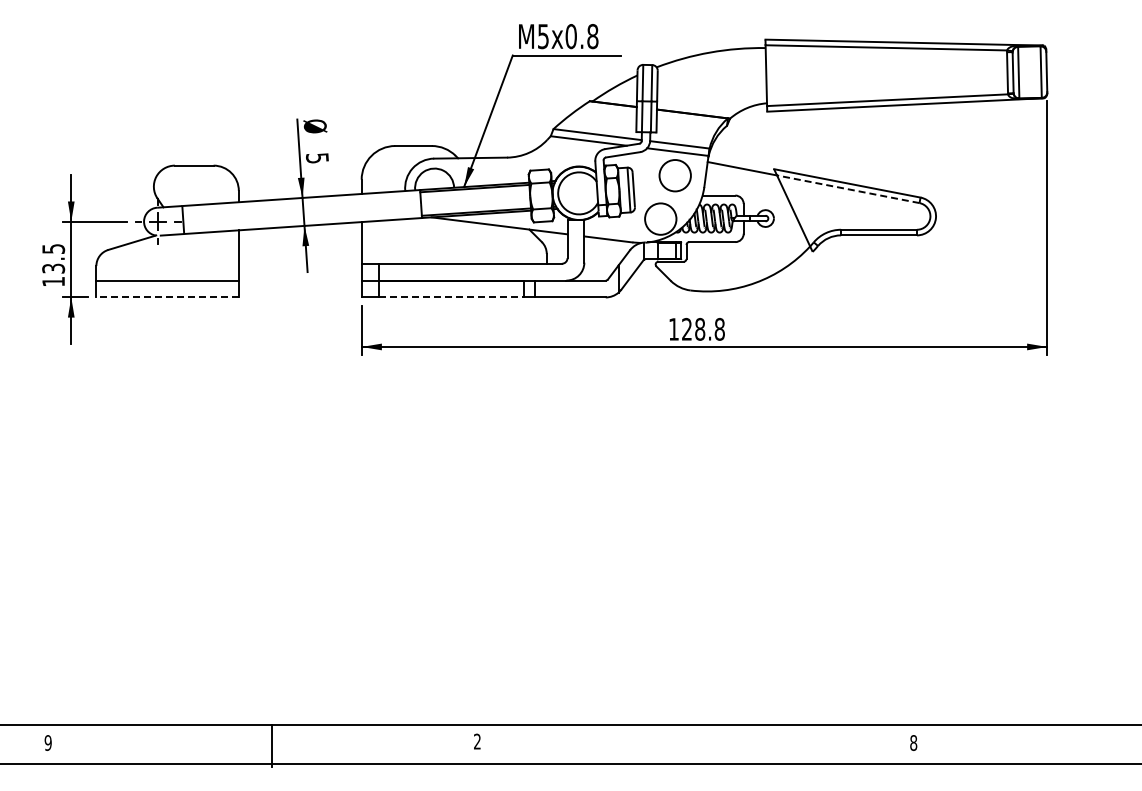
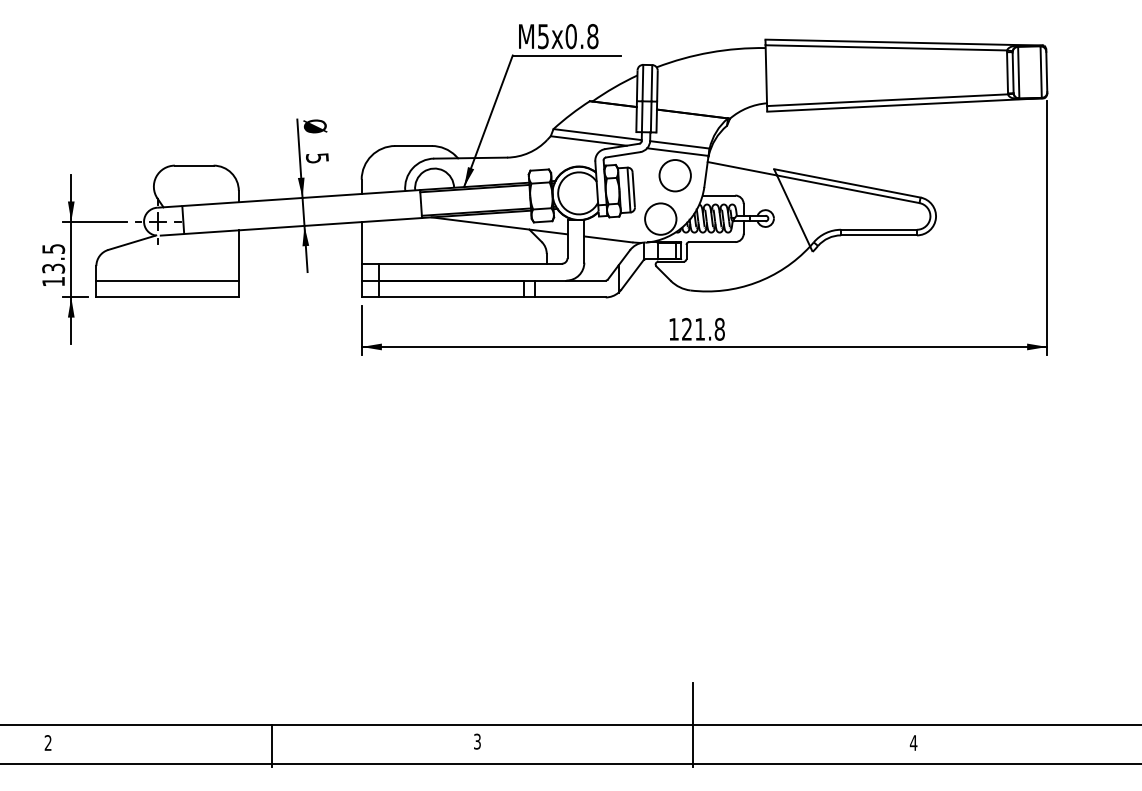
line: dashed -> solid (848, 189)
line: dashed -> solid (167, 297)
line: dashed -> solid (451, 297)
text: 128.8 -> 121.8 (700, 328)
line: none -> present (692, 724)
text: 2 -> 3 (477, 741)
text: 9 -> 2 (47, 742)
text: 8 -> 4 (913, 742)
